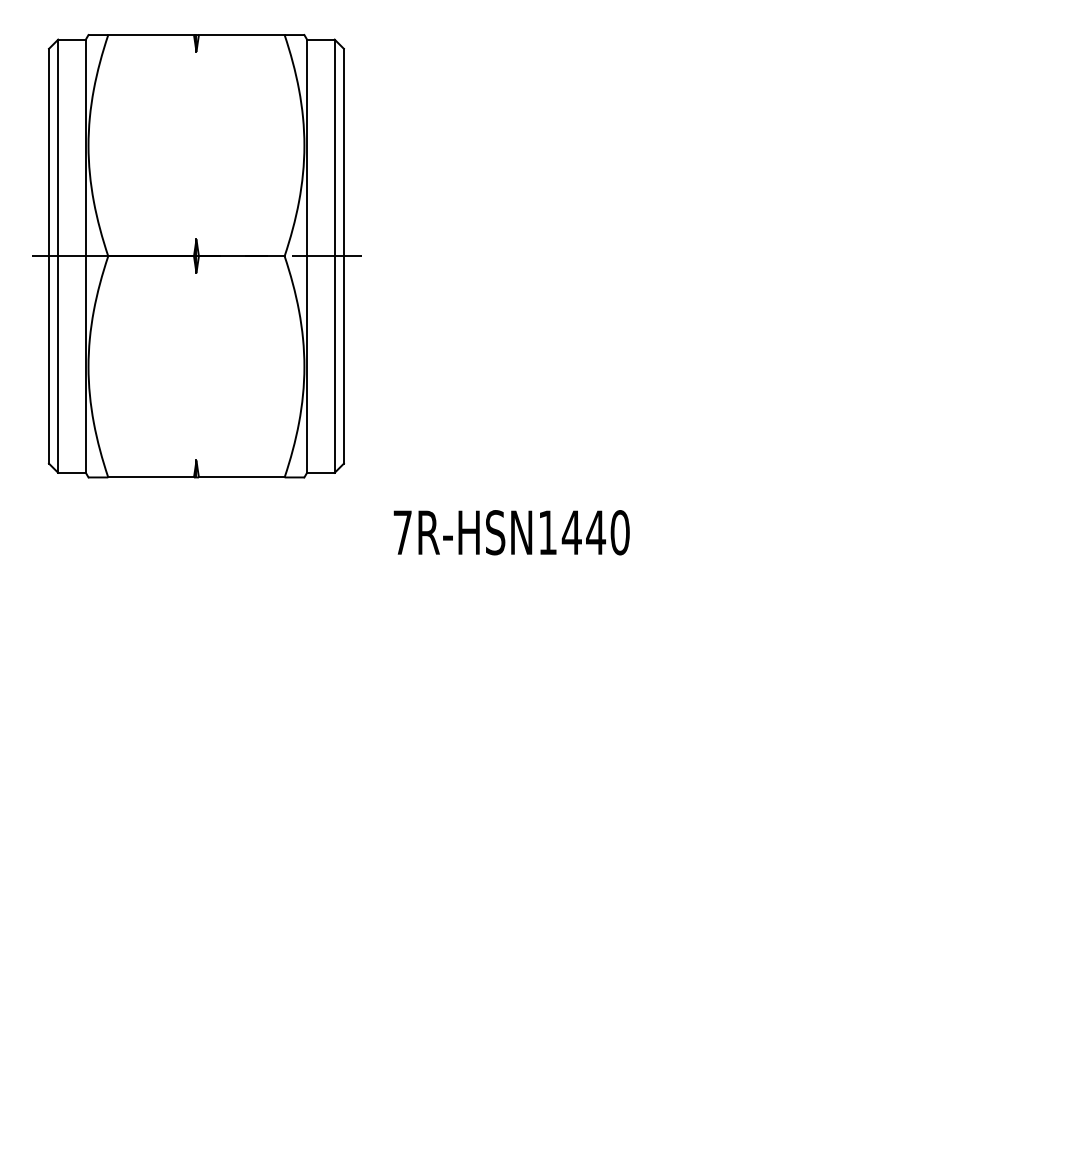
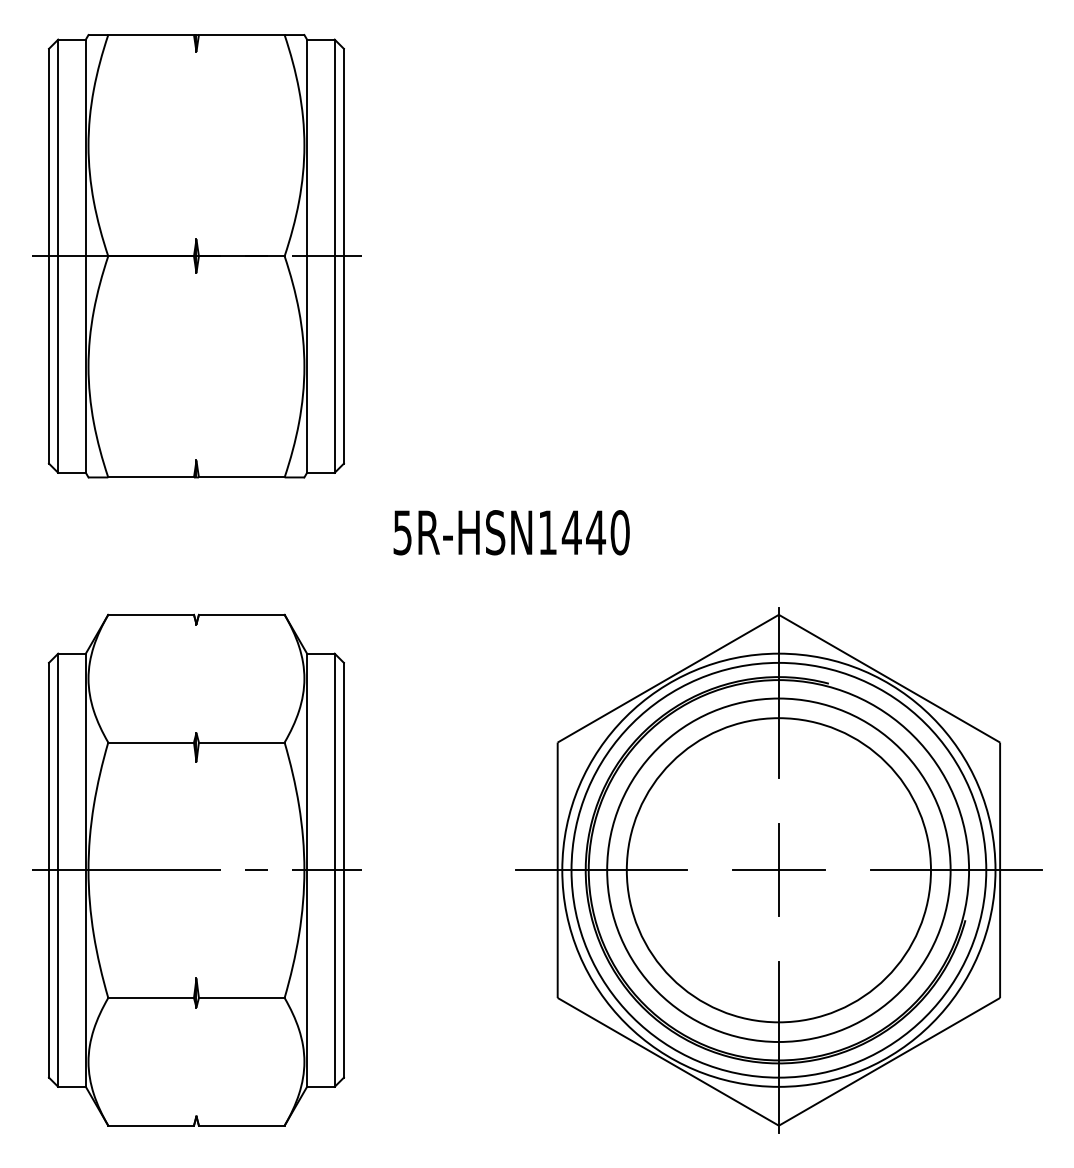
text: 7R-HSN1440 -> 5R-HSN1440 (402, 532)
part: none -> present (196, 869)
part: none -> present (778, 870)
